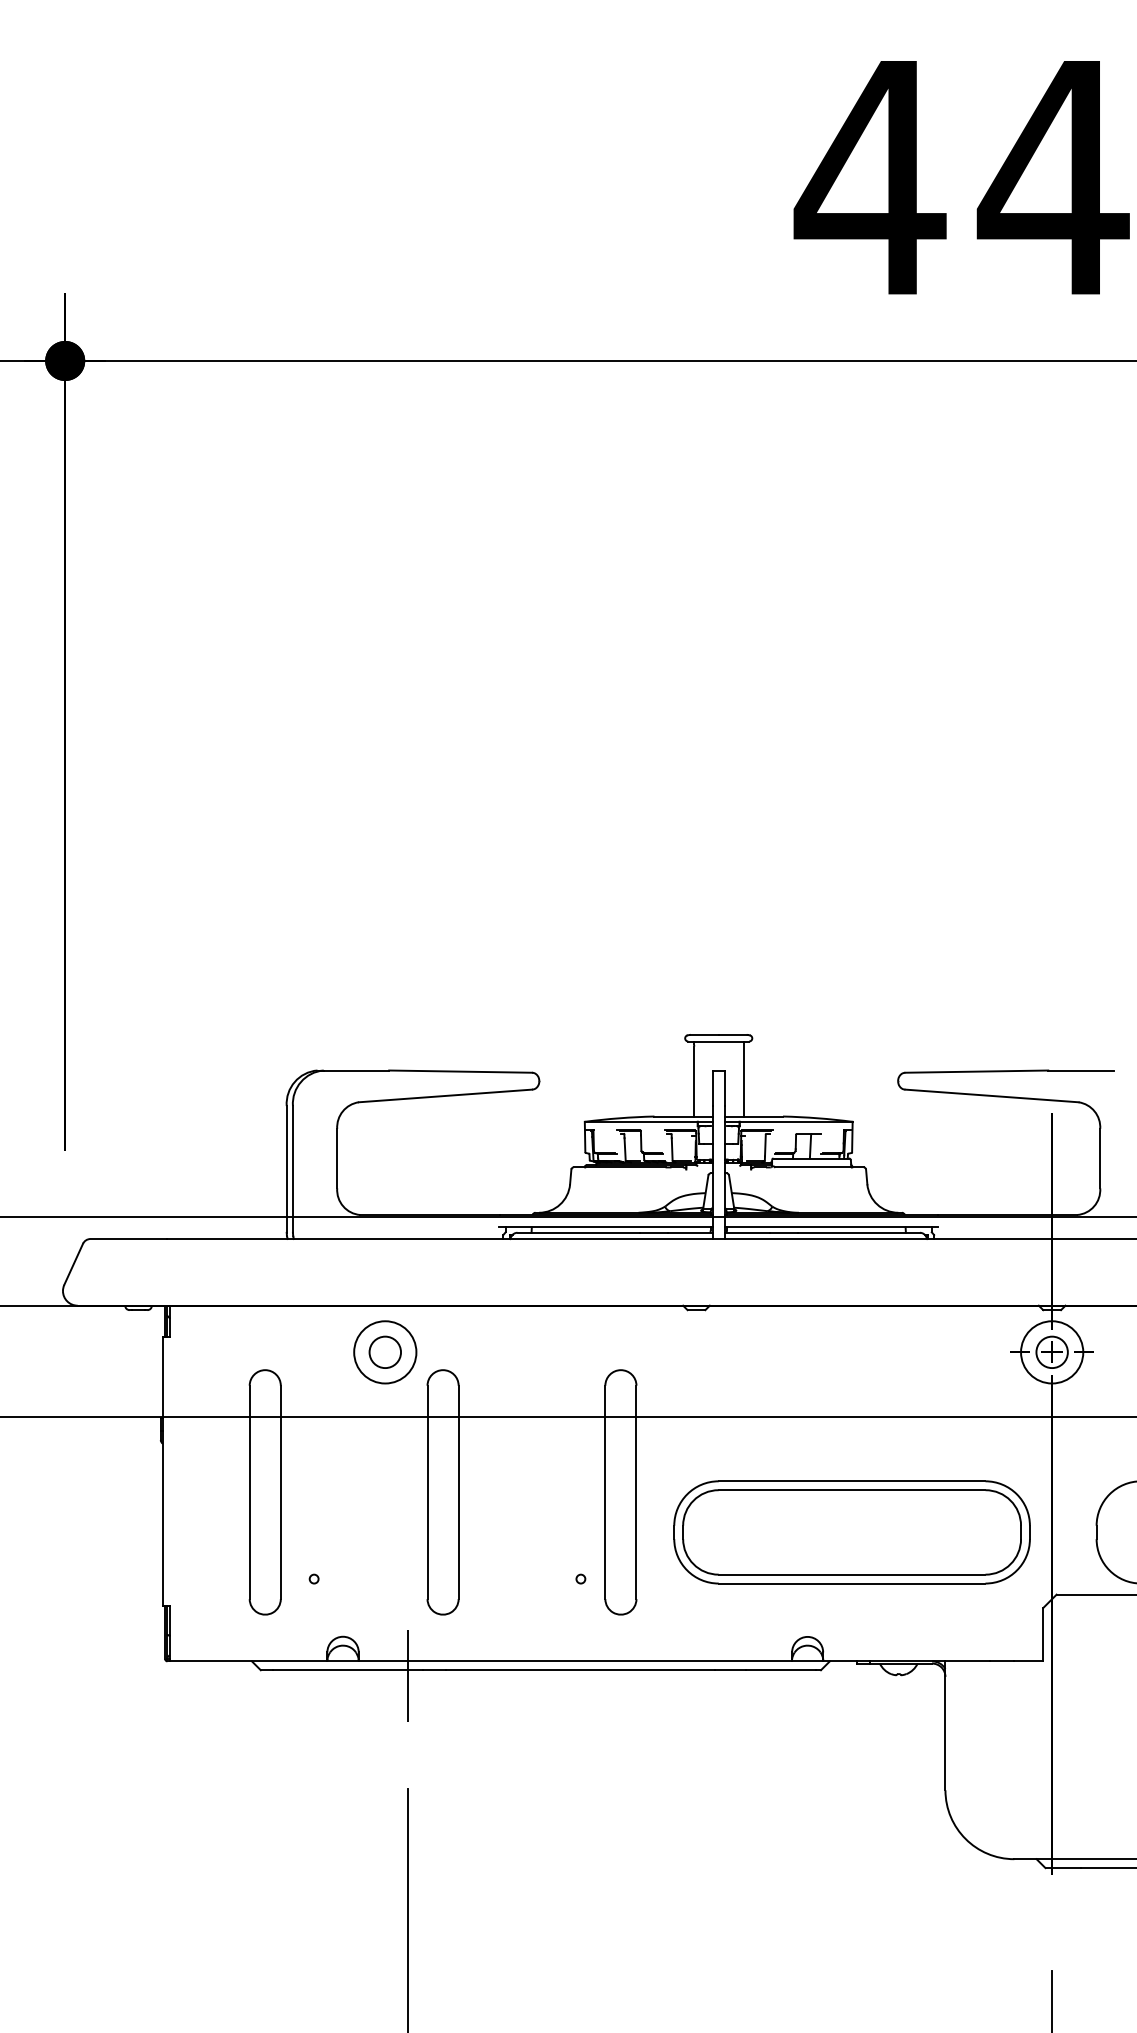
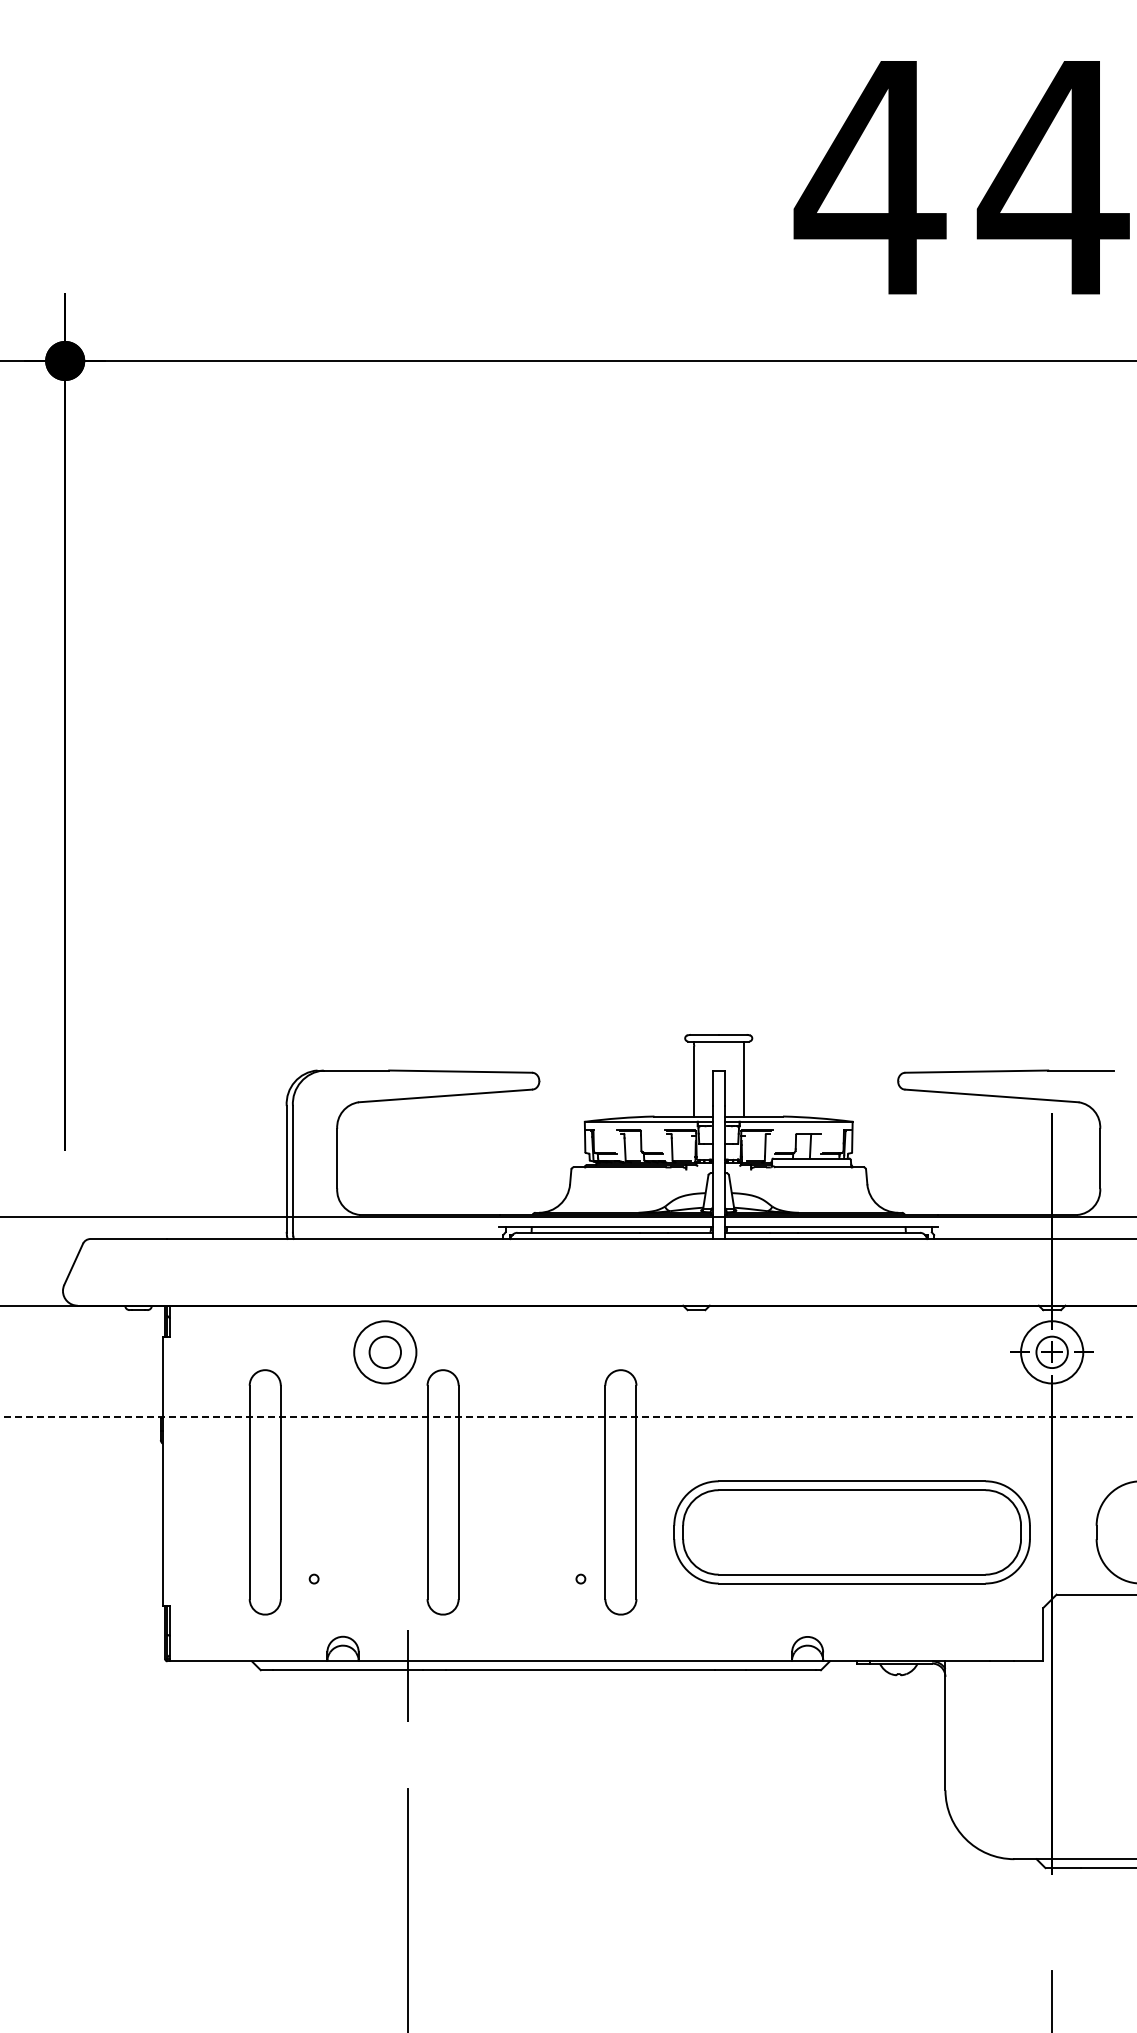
line: solid -> dashed (568, 1416)
